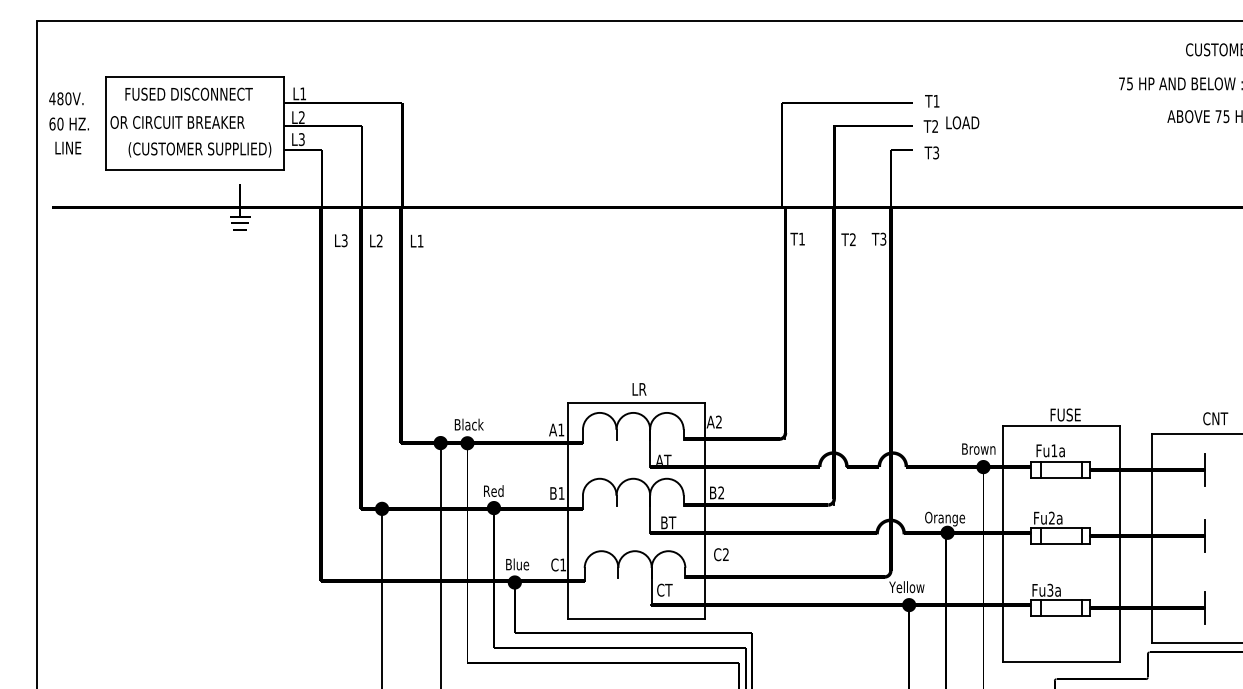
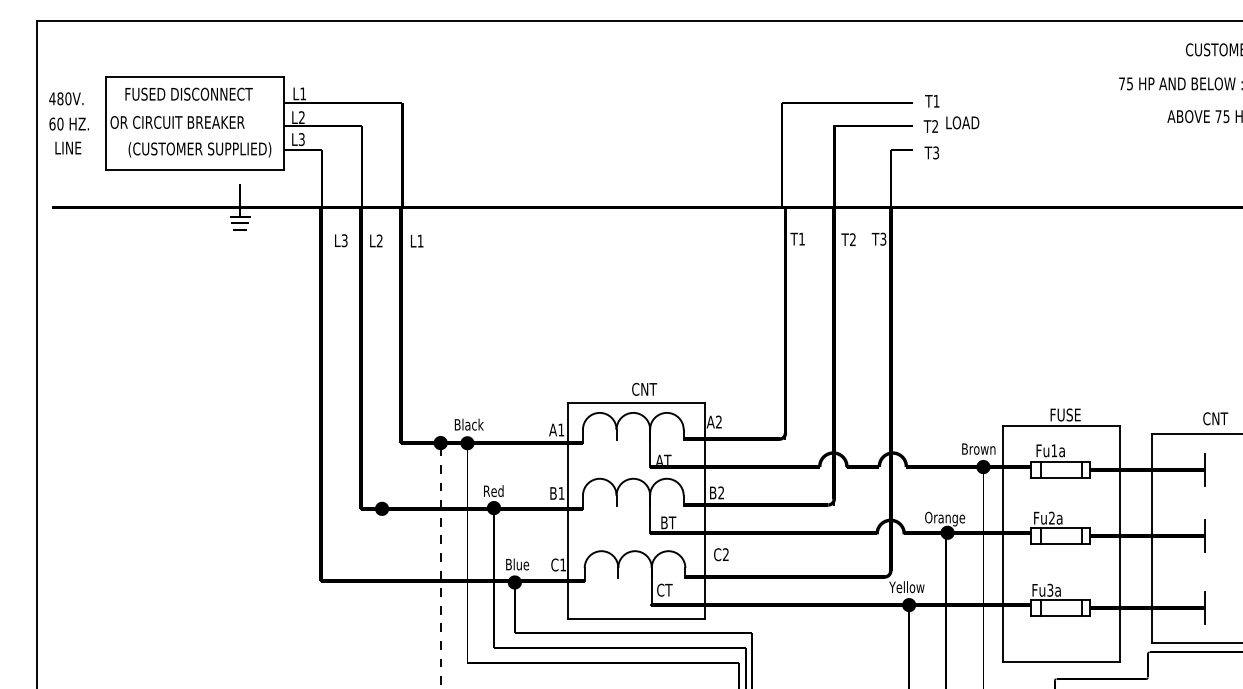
text: LR -> CNT (644, 388)
line: solid -> dashed (440, 565)
line: present -> none (382, 596)
